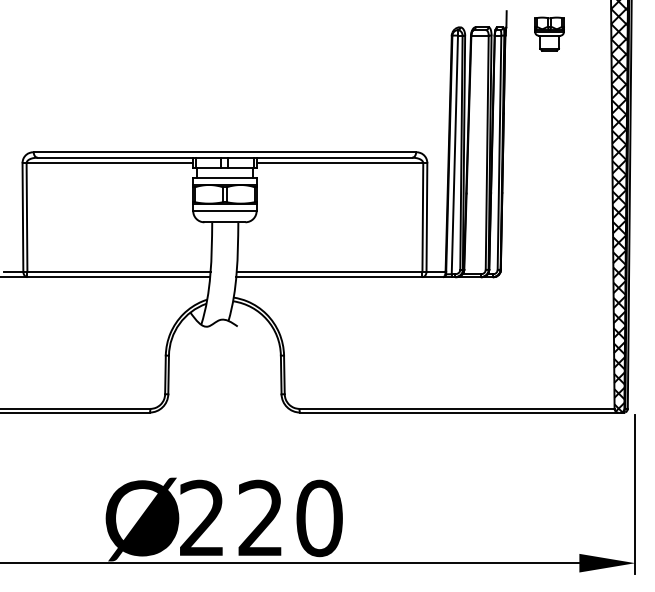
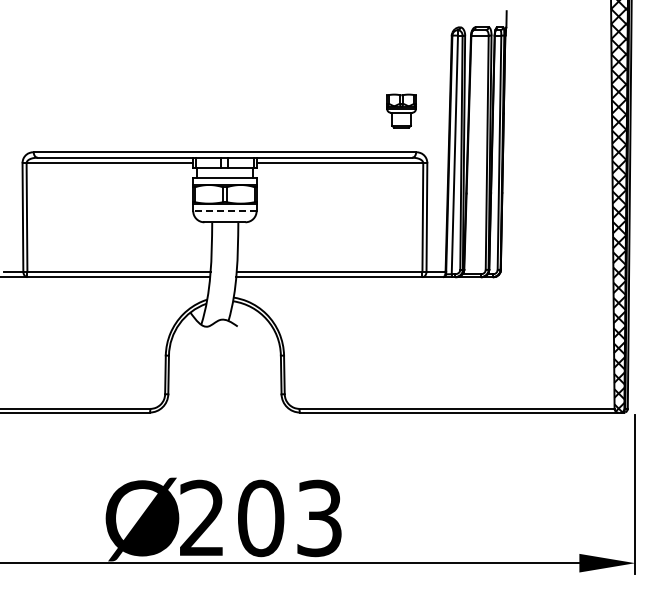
part position: (549, 33) -> (401, 110) (401, 110)
line: solid -> dashed (224, 211)
text: 220 -> 203 (290, 518)
